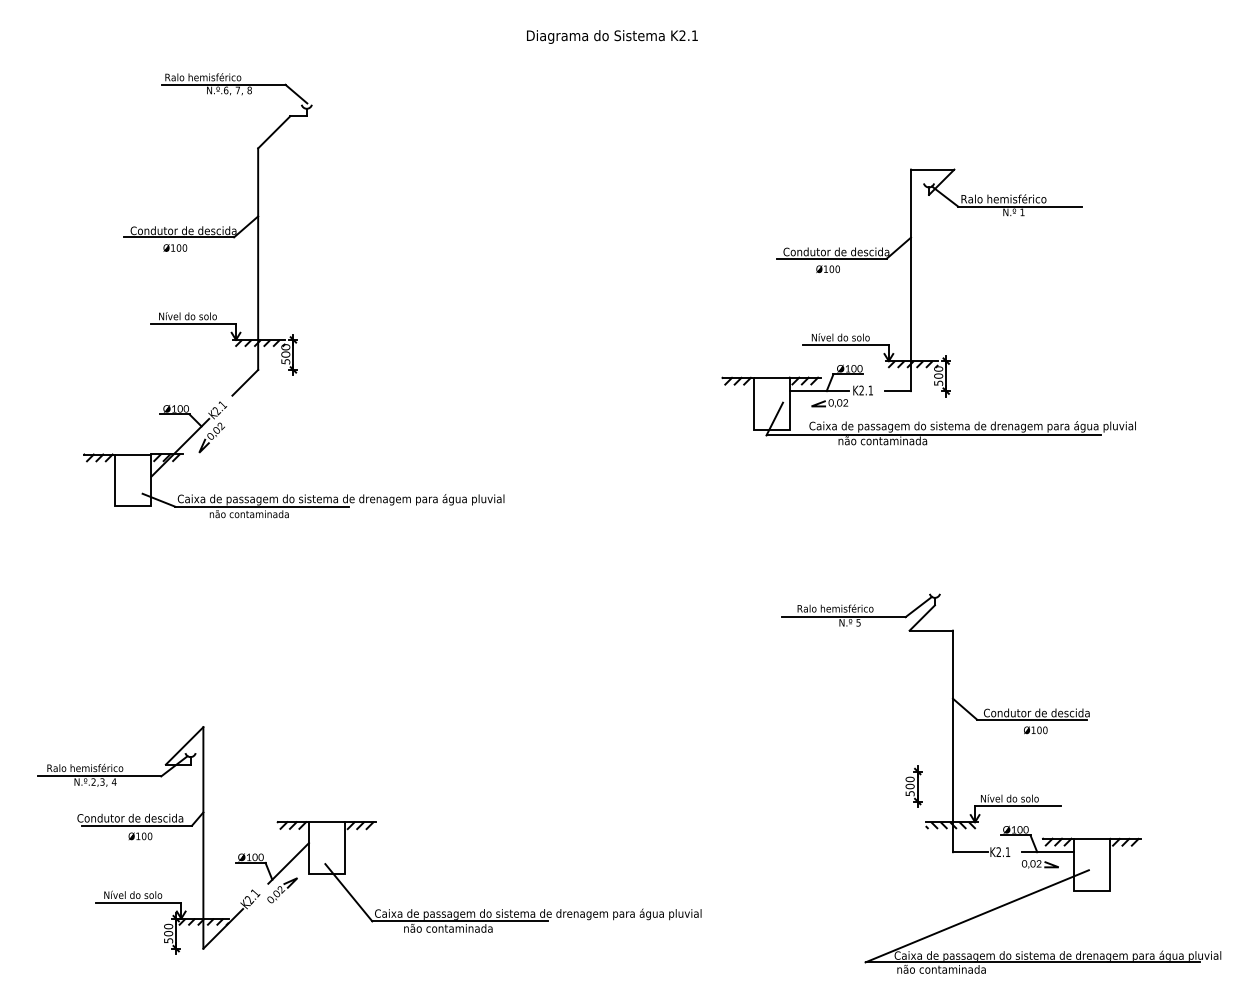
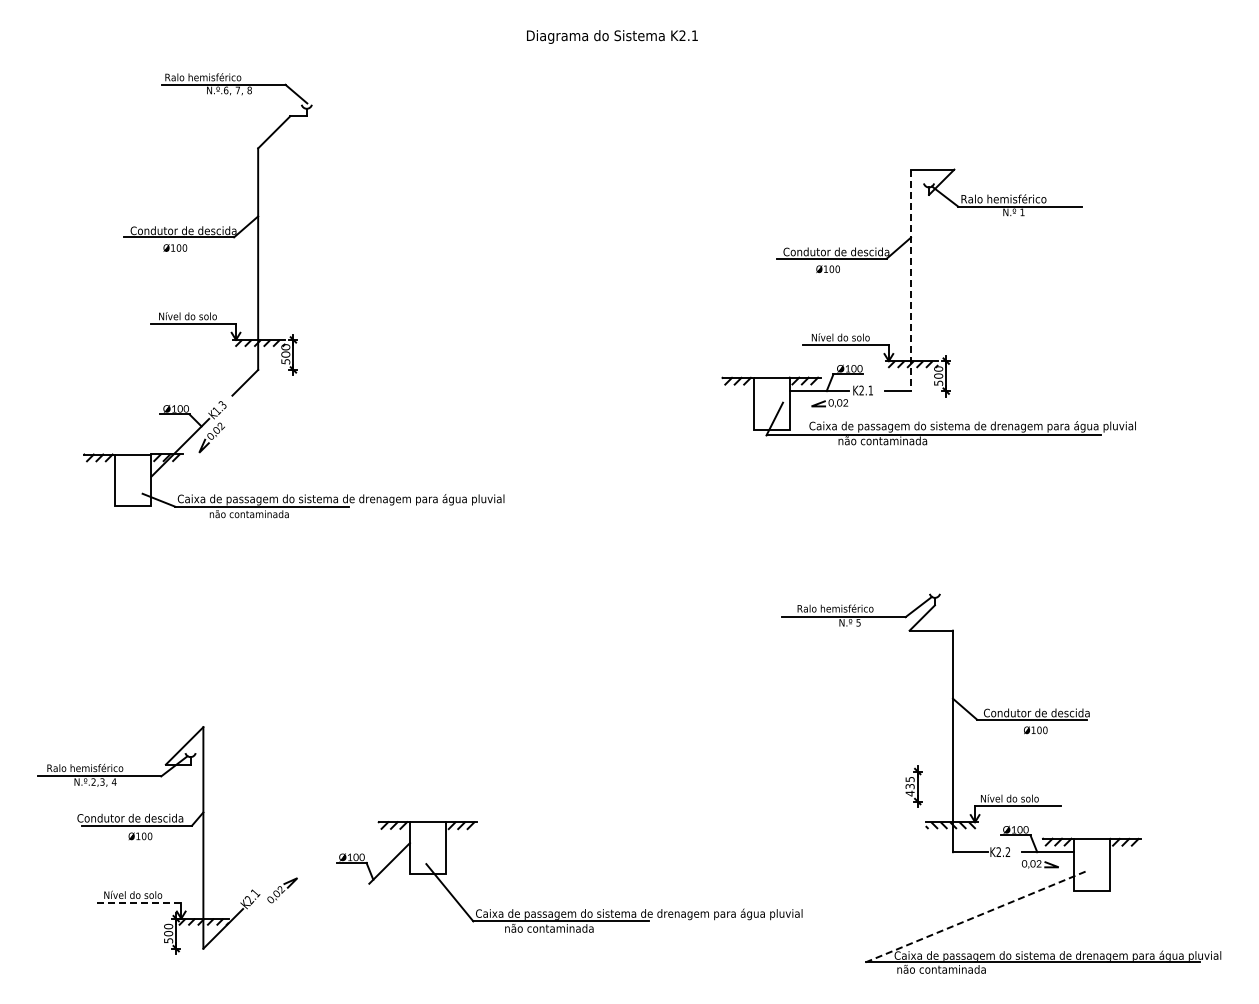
line: solid -> dashed (910, 280)
text: K2.1 -> K1.3 (219, 408)
text: 500 -> 435 (909, 786)
text: K2.1 -> K2.2 (1007, 851)
line: solid -> dashed (138, 902)
part position: (468, 911) -> (569, 911) (569, 911)
line: solid -> dashed (977, 916)
